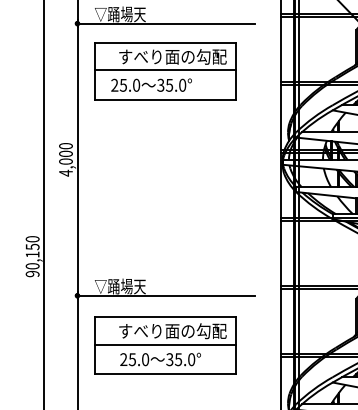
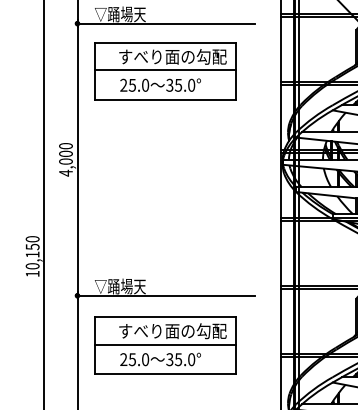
text position: (151, 84) -> (160, 84) (160, 84)
text: 90,150 -> 10,150 (32, 274)
